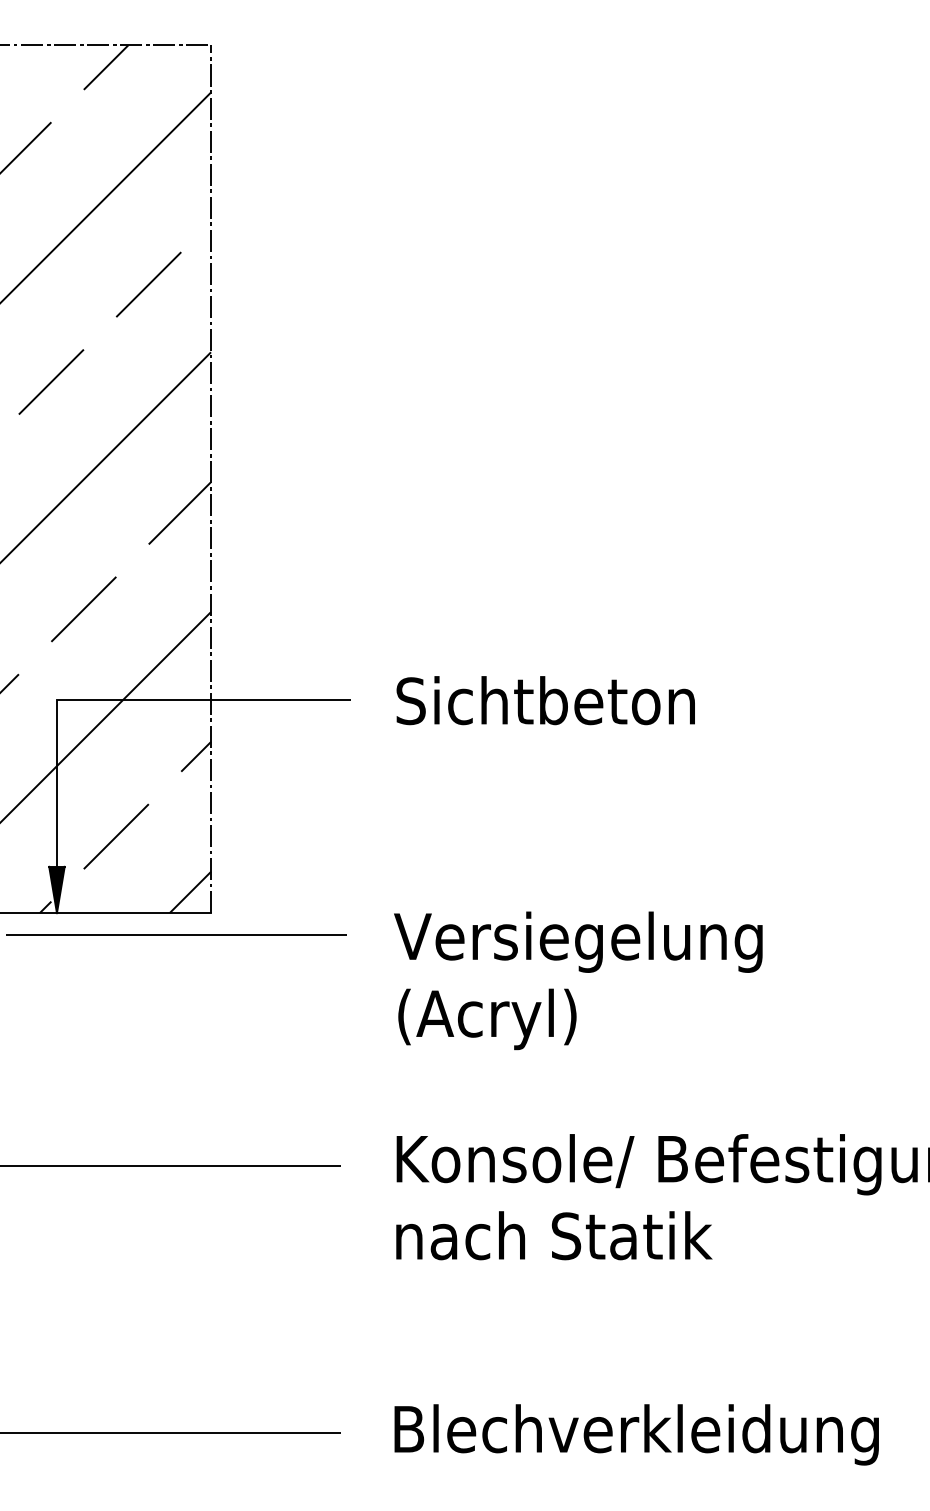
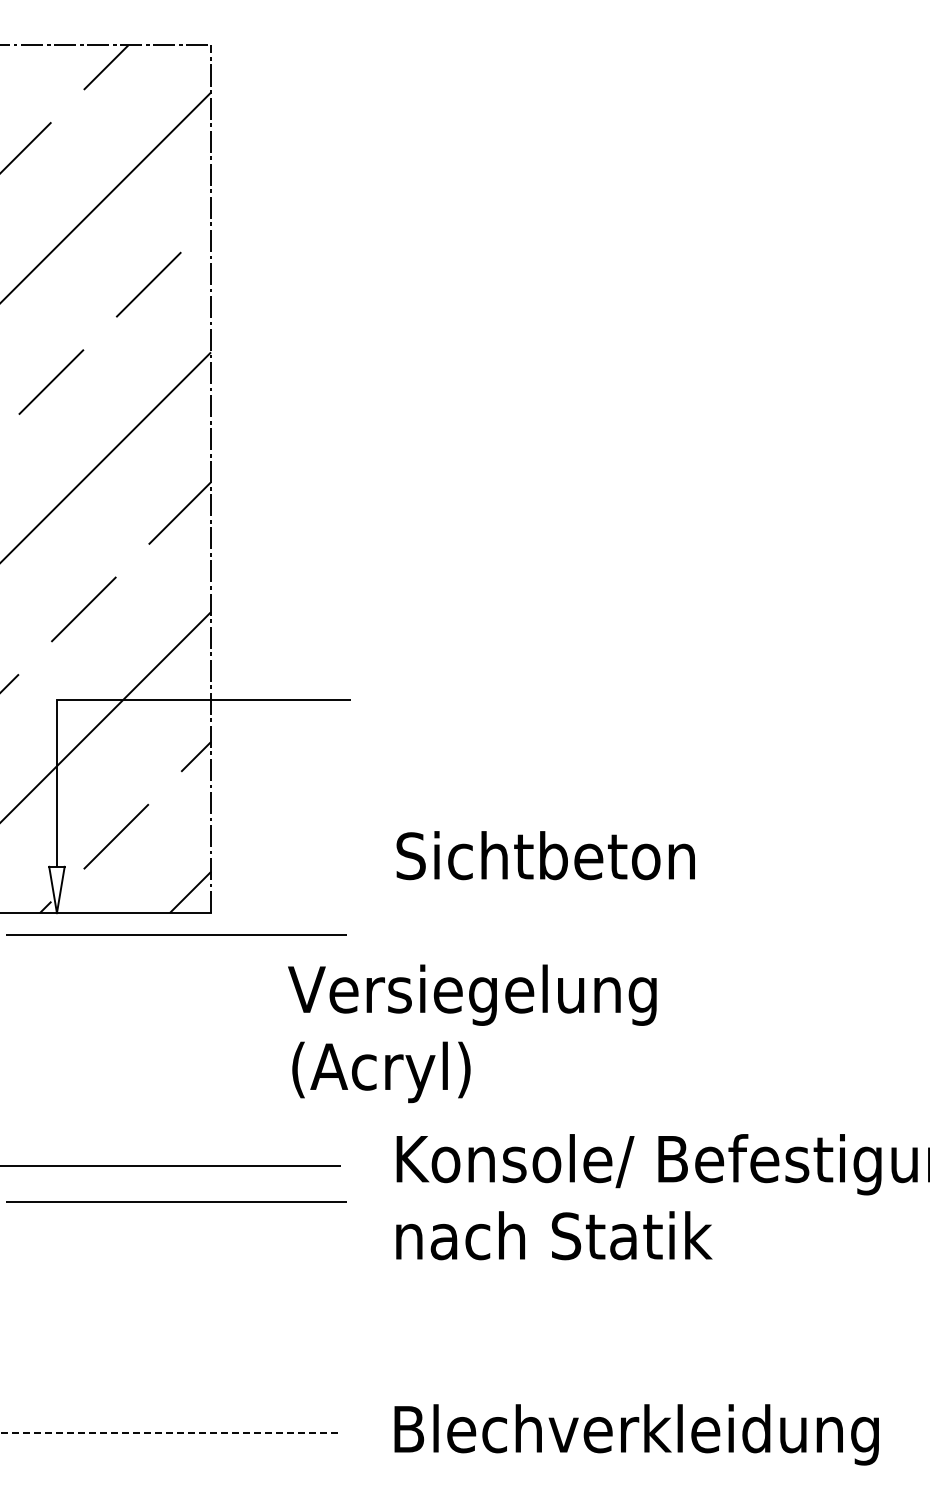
text position: (545, 700) -> (545, 855) (545, 855)
fill: present -> none (56, 889)
text position: (578, 980) -> (472, 1033) (472, 1033)
line: none -> present (176, 1201)
line: solid -> dashed (171, 1432)
